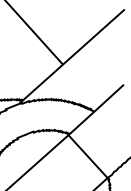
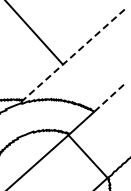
line: solid -> dashed (71, 56)
line: solid -> dashed (109, 98)
